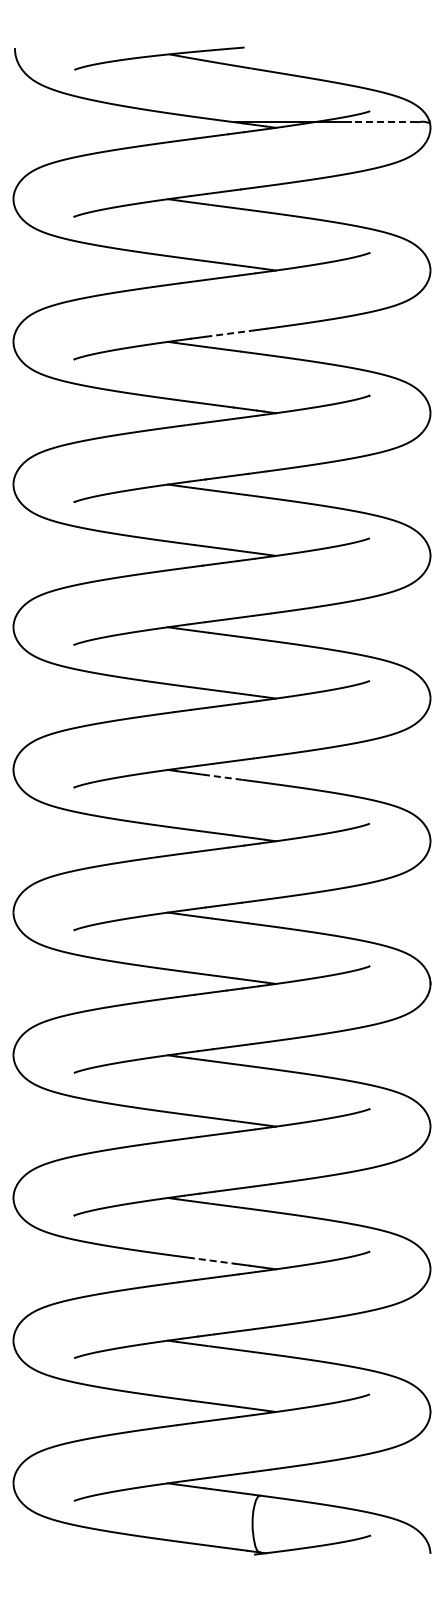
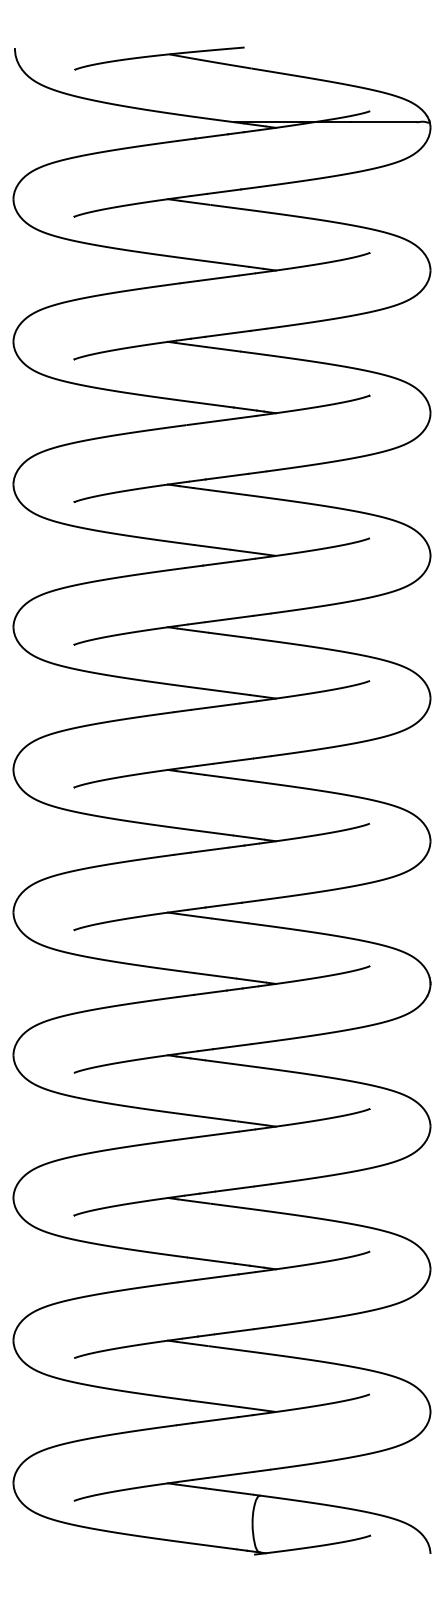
line: dashed -> solid (383, 122)
line: dashed -> solid (228, 333)
line: dashed -> solid (223, 777)
line: dashed -> solid (211, 1260)
